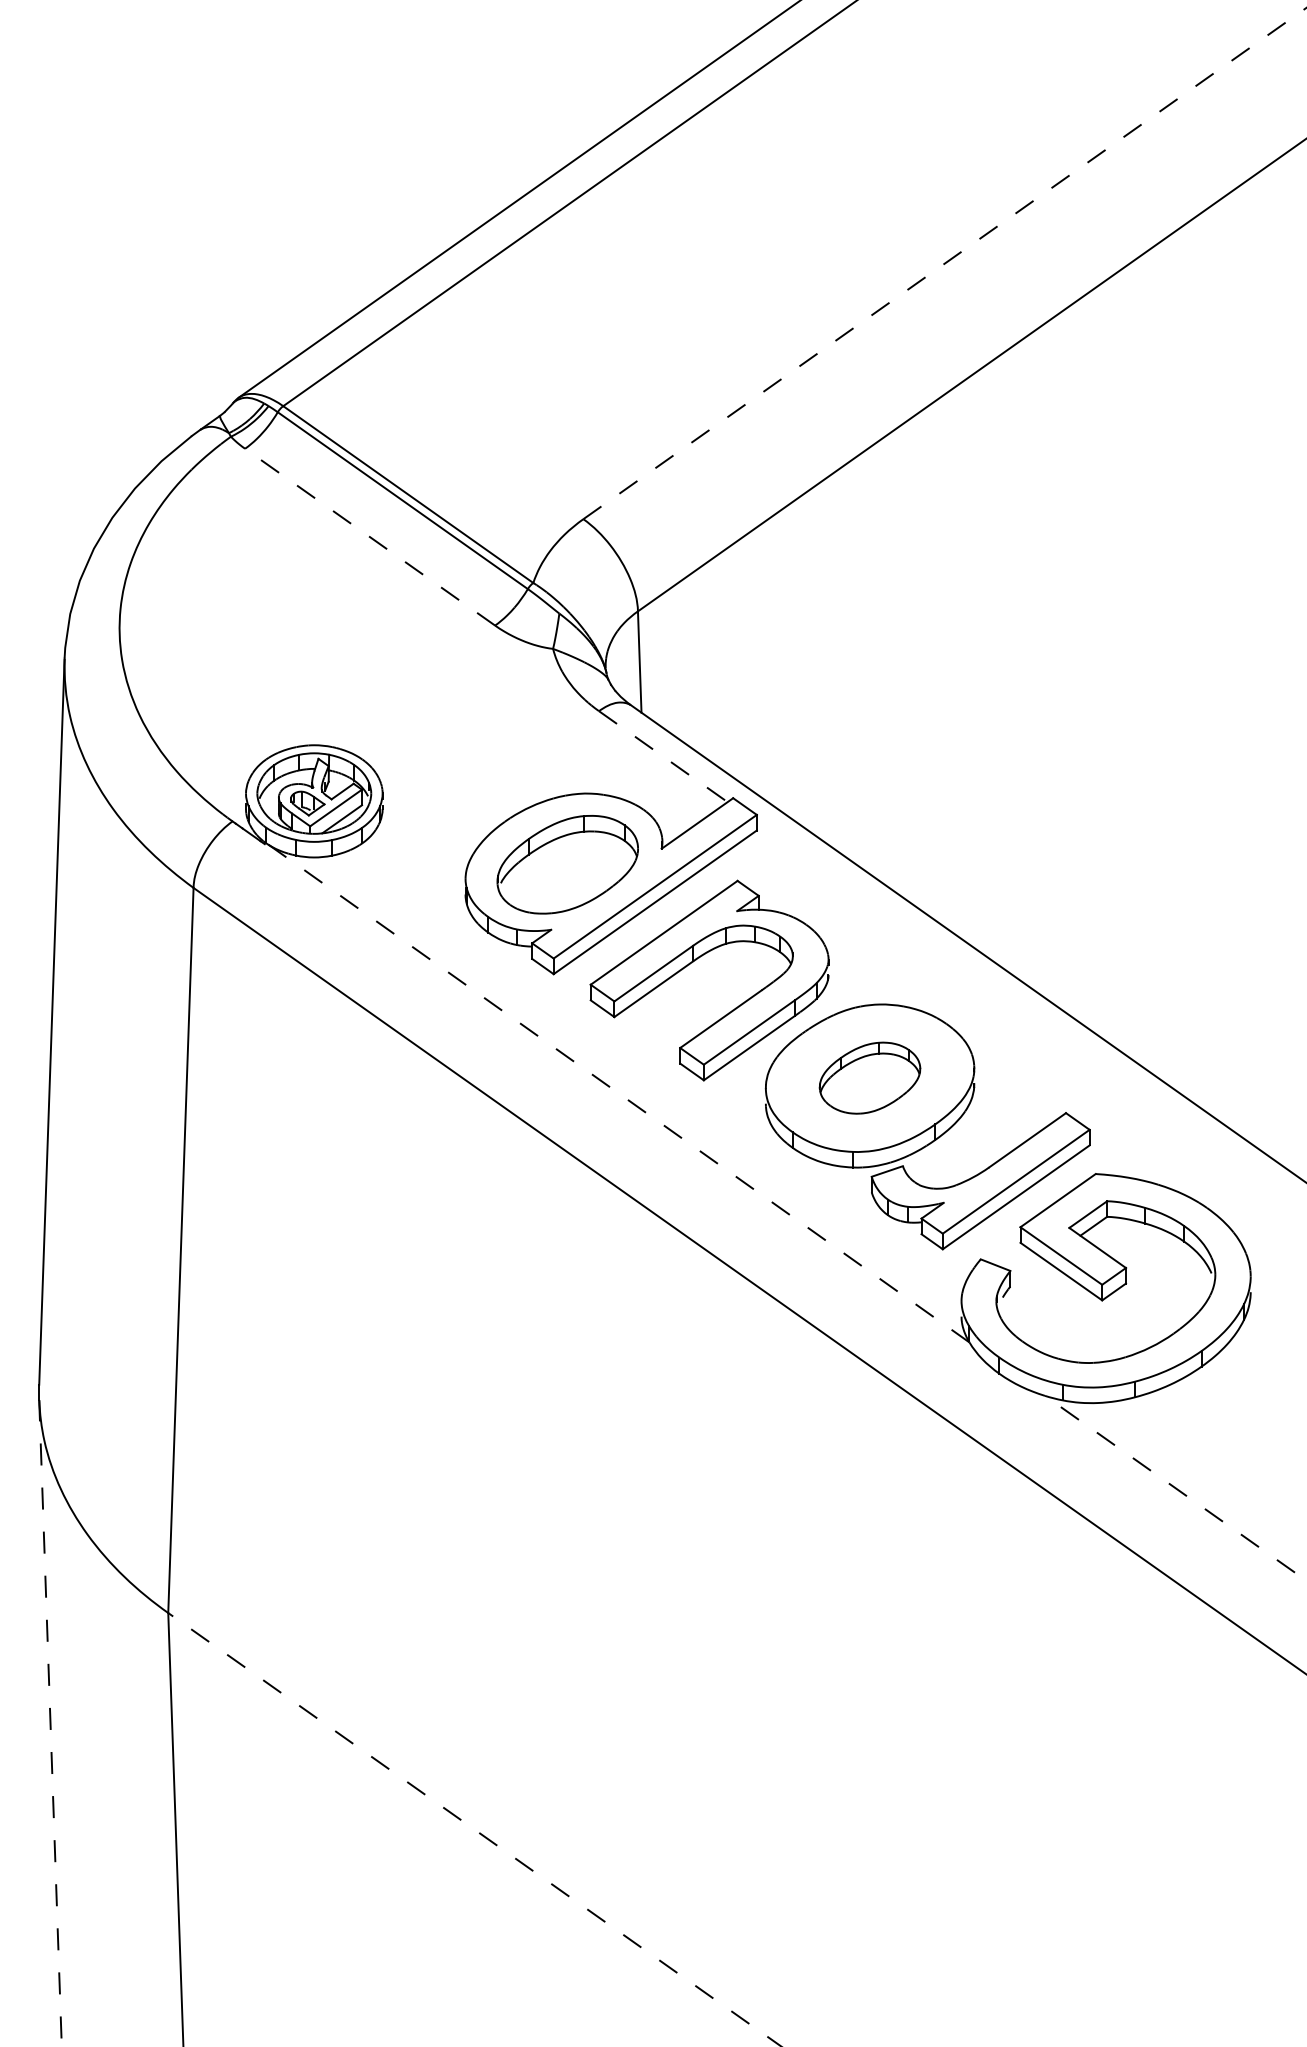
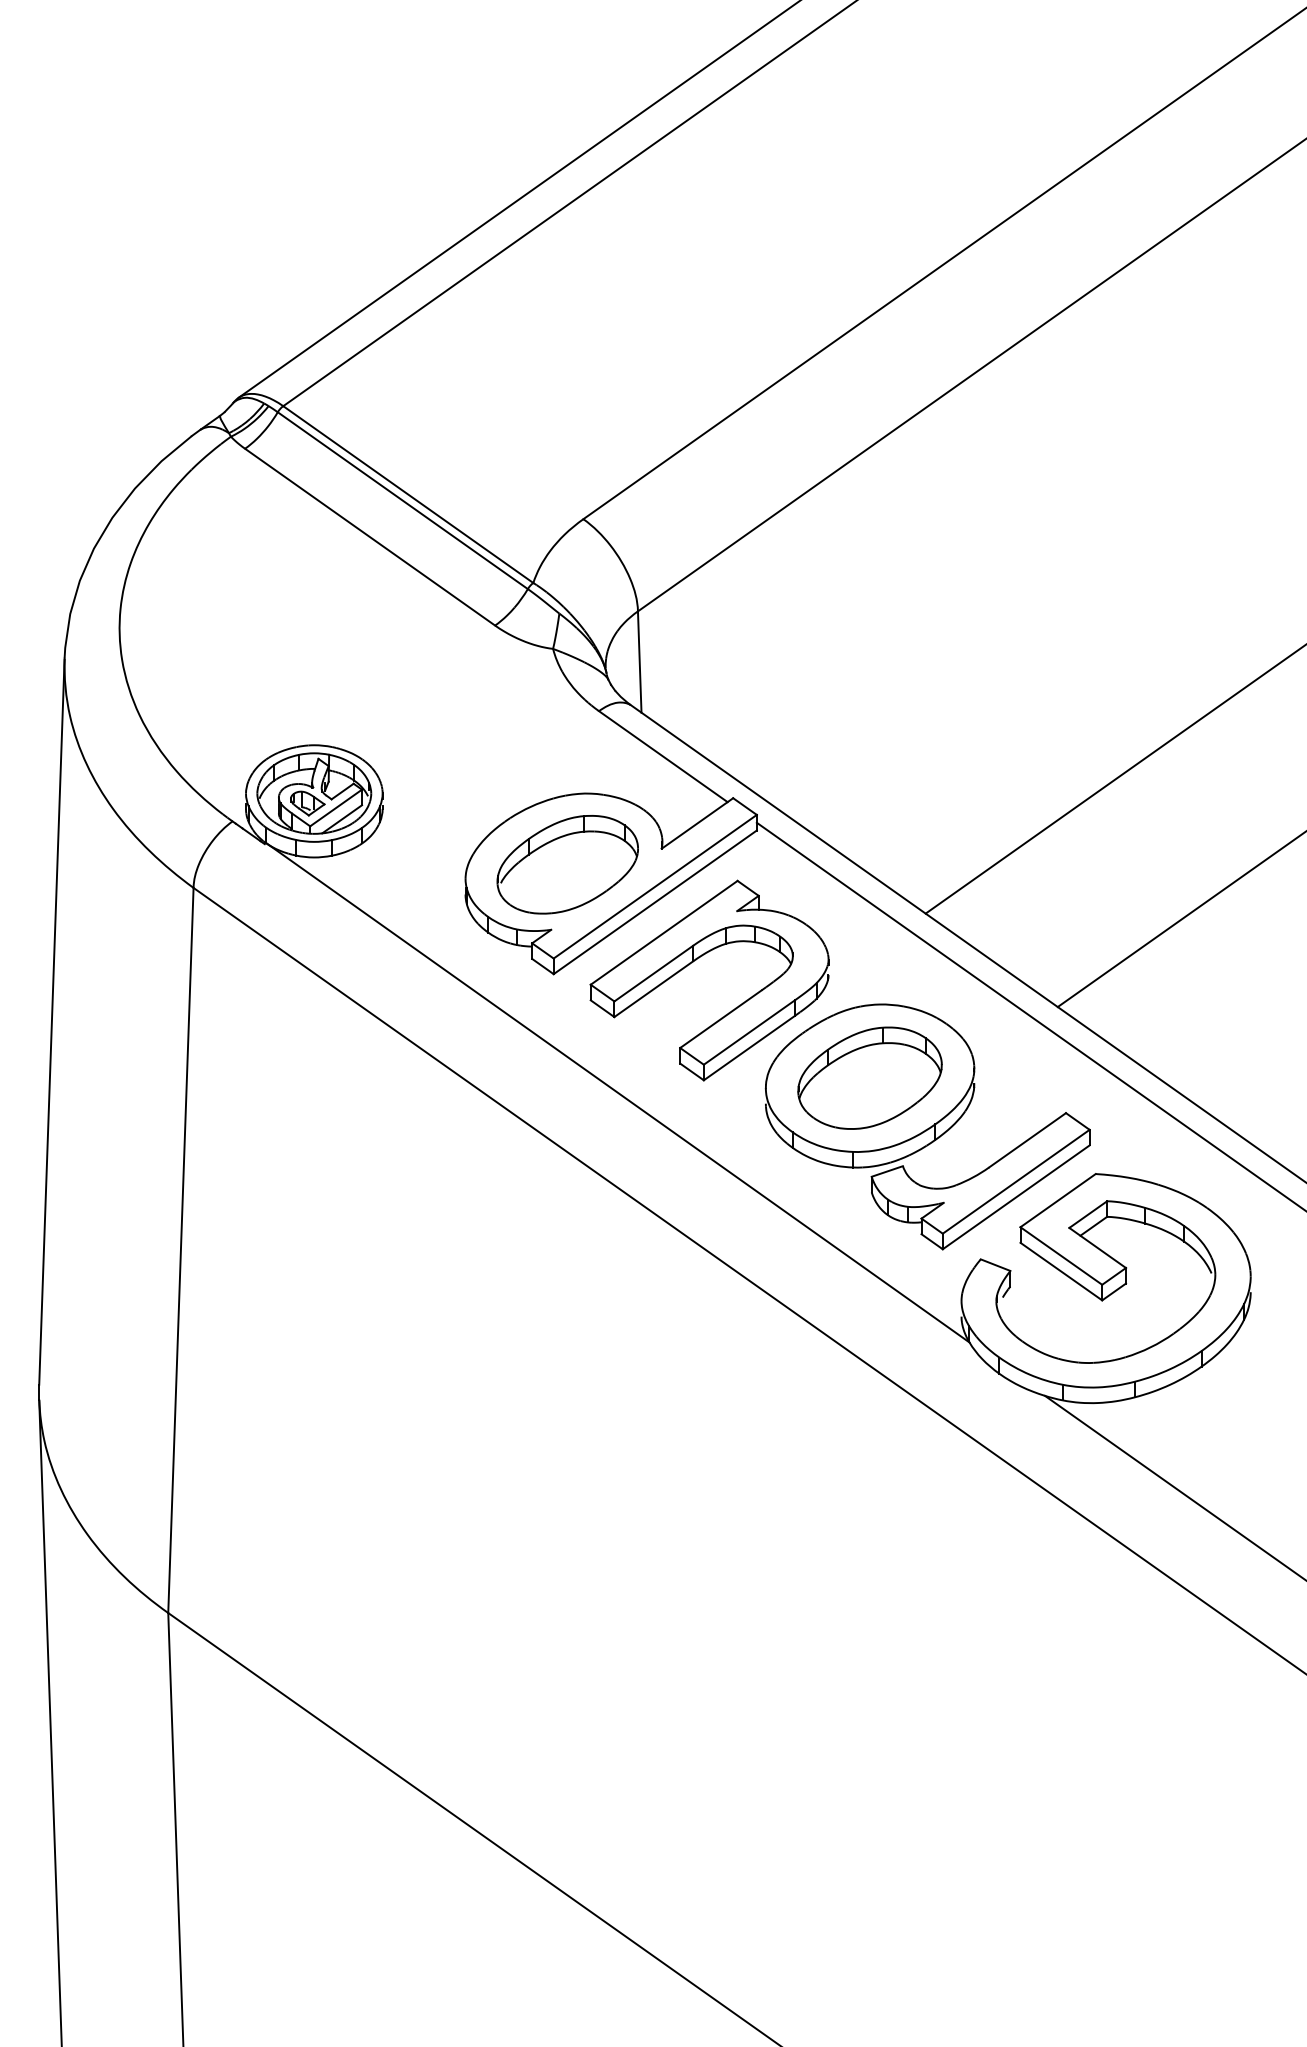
line: dashed -> solid (944, 263)
line: dashed -> solid (369, 536)
line: dashed -> solid (663, 756)
line: none -> present (1114, 779)
line: none -> present (1180, 919)
line: none -> present (1029, 1015)
part size: 104x74 px -> 146x104 px (869, 1077)
line: dashed -> solid (617, 1092)
line: dashed -> solid (1175, 1488)
line: dashed -> solid (50, 1723)
line: dashed -> solid (474, 1829)
